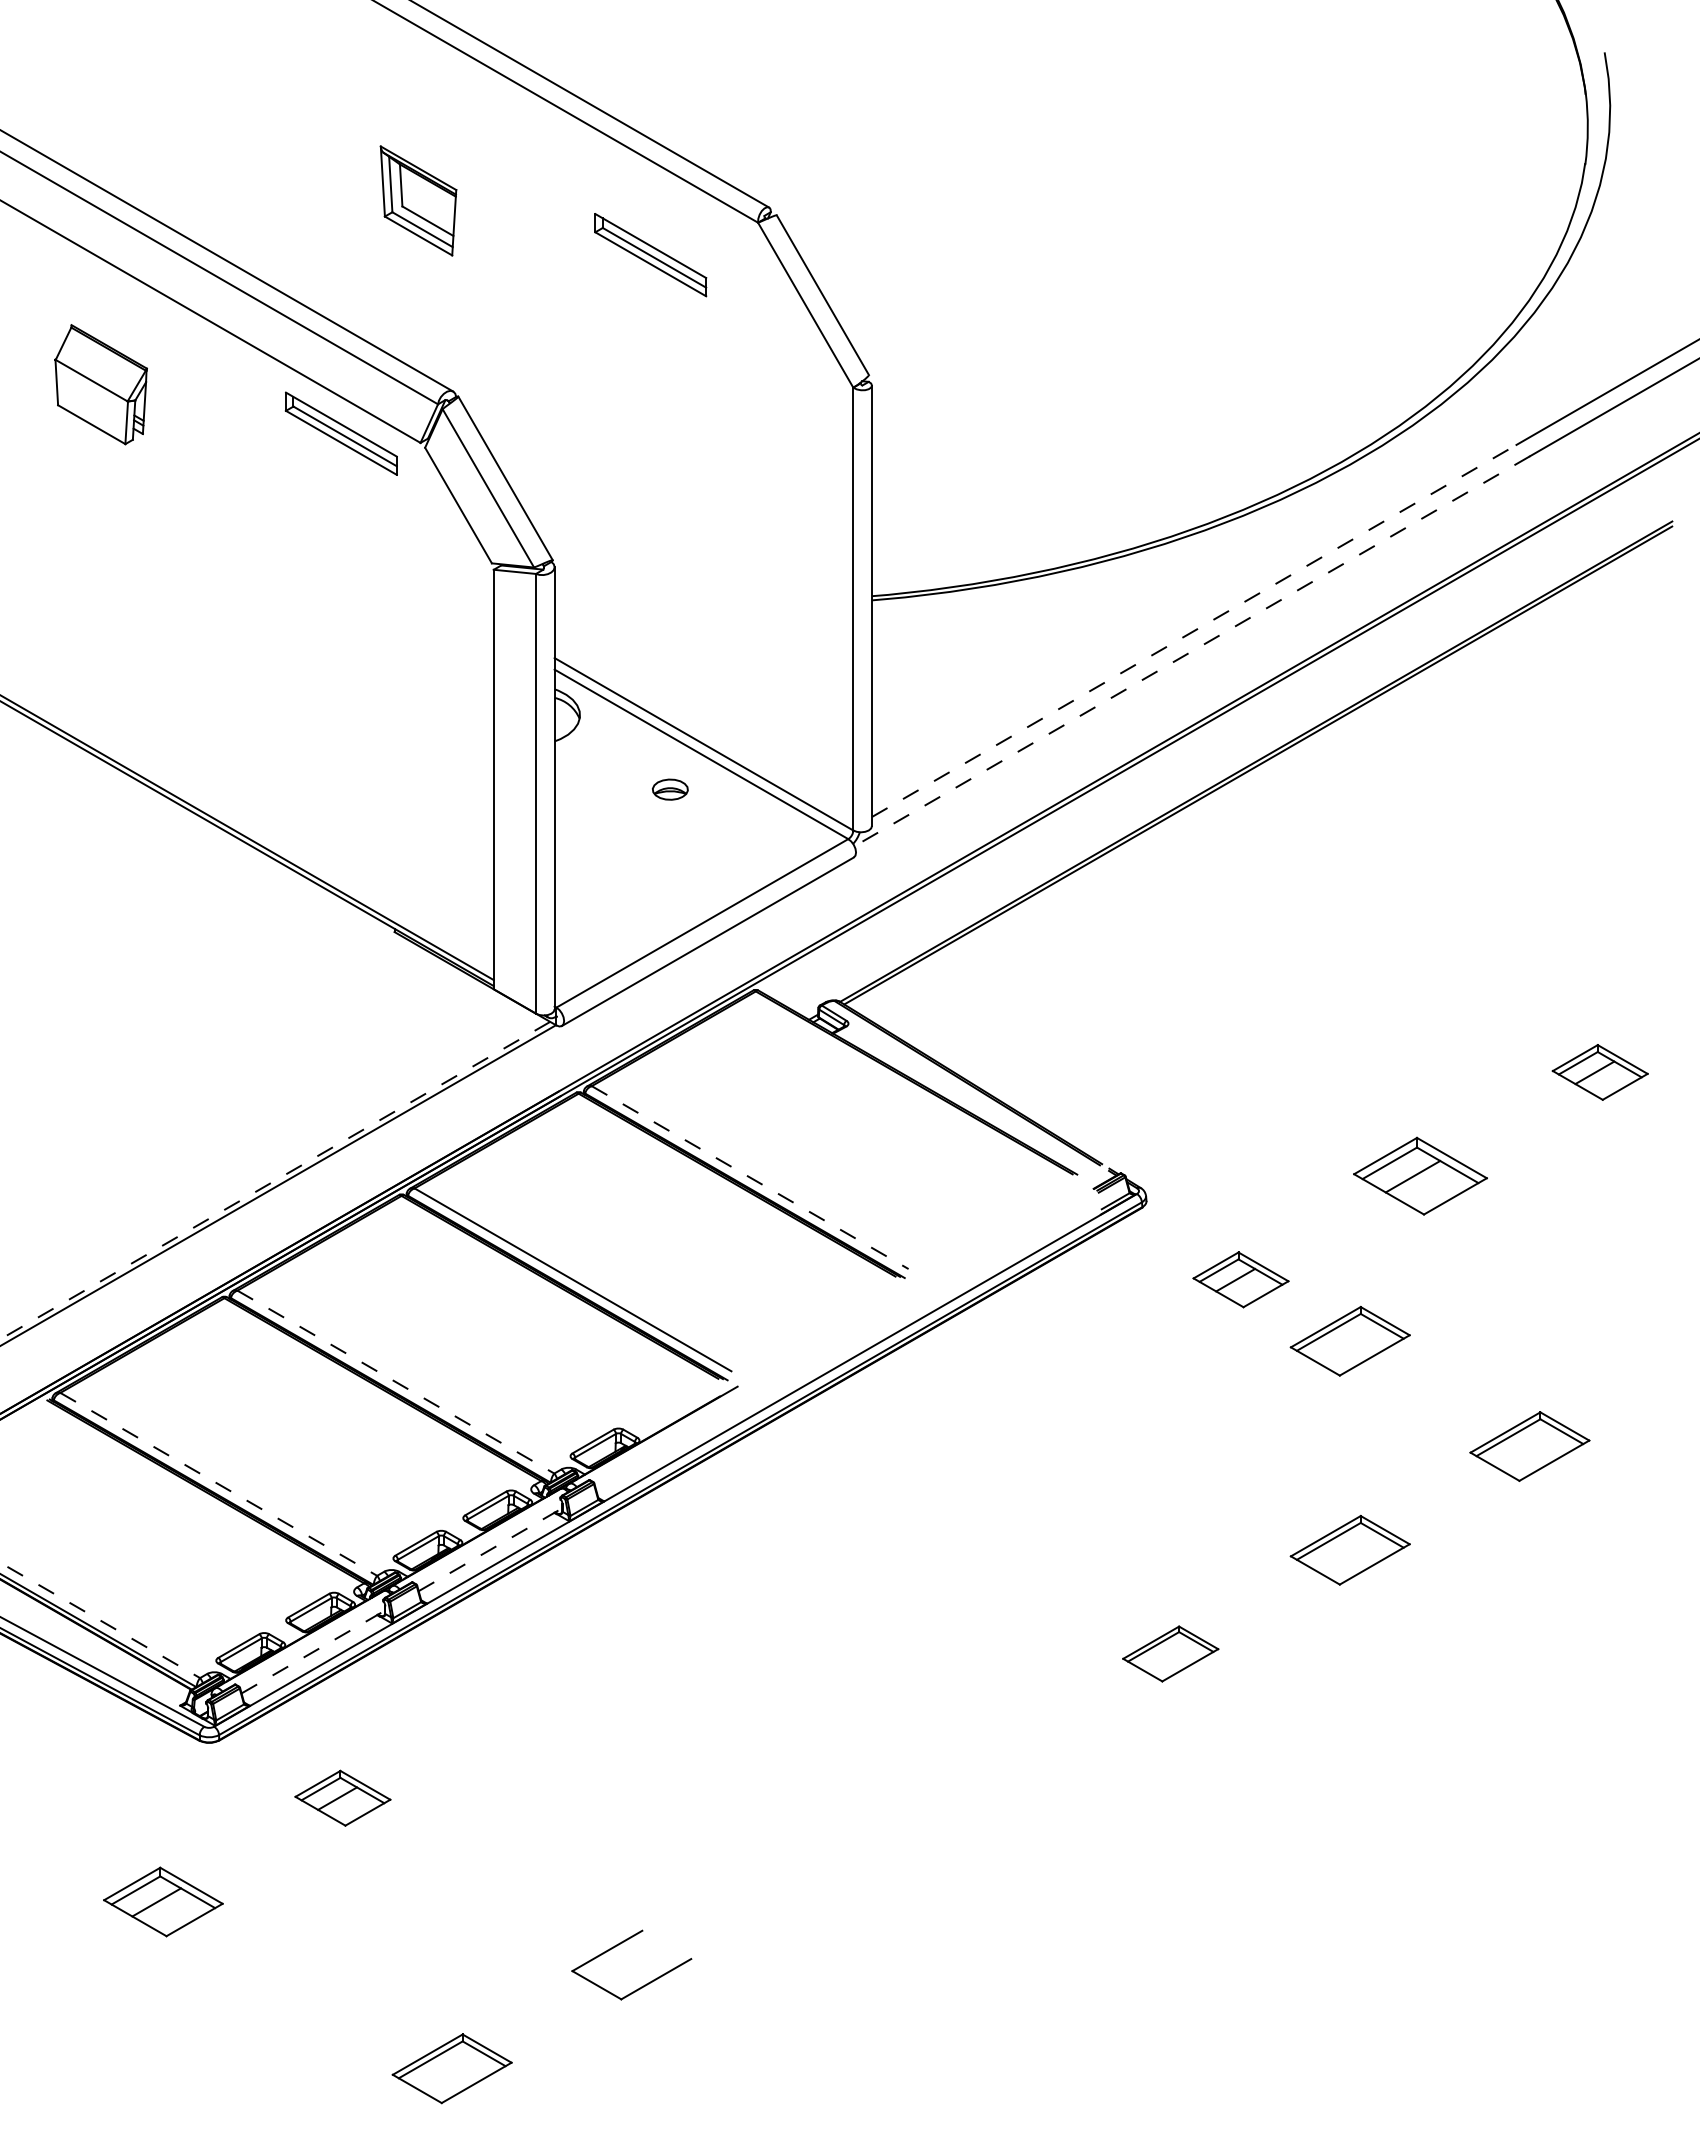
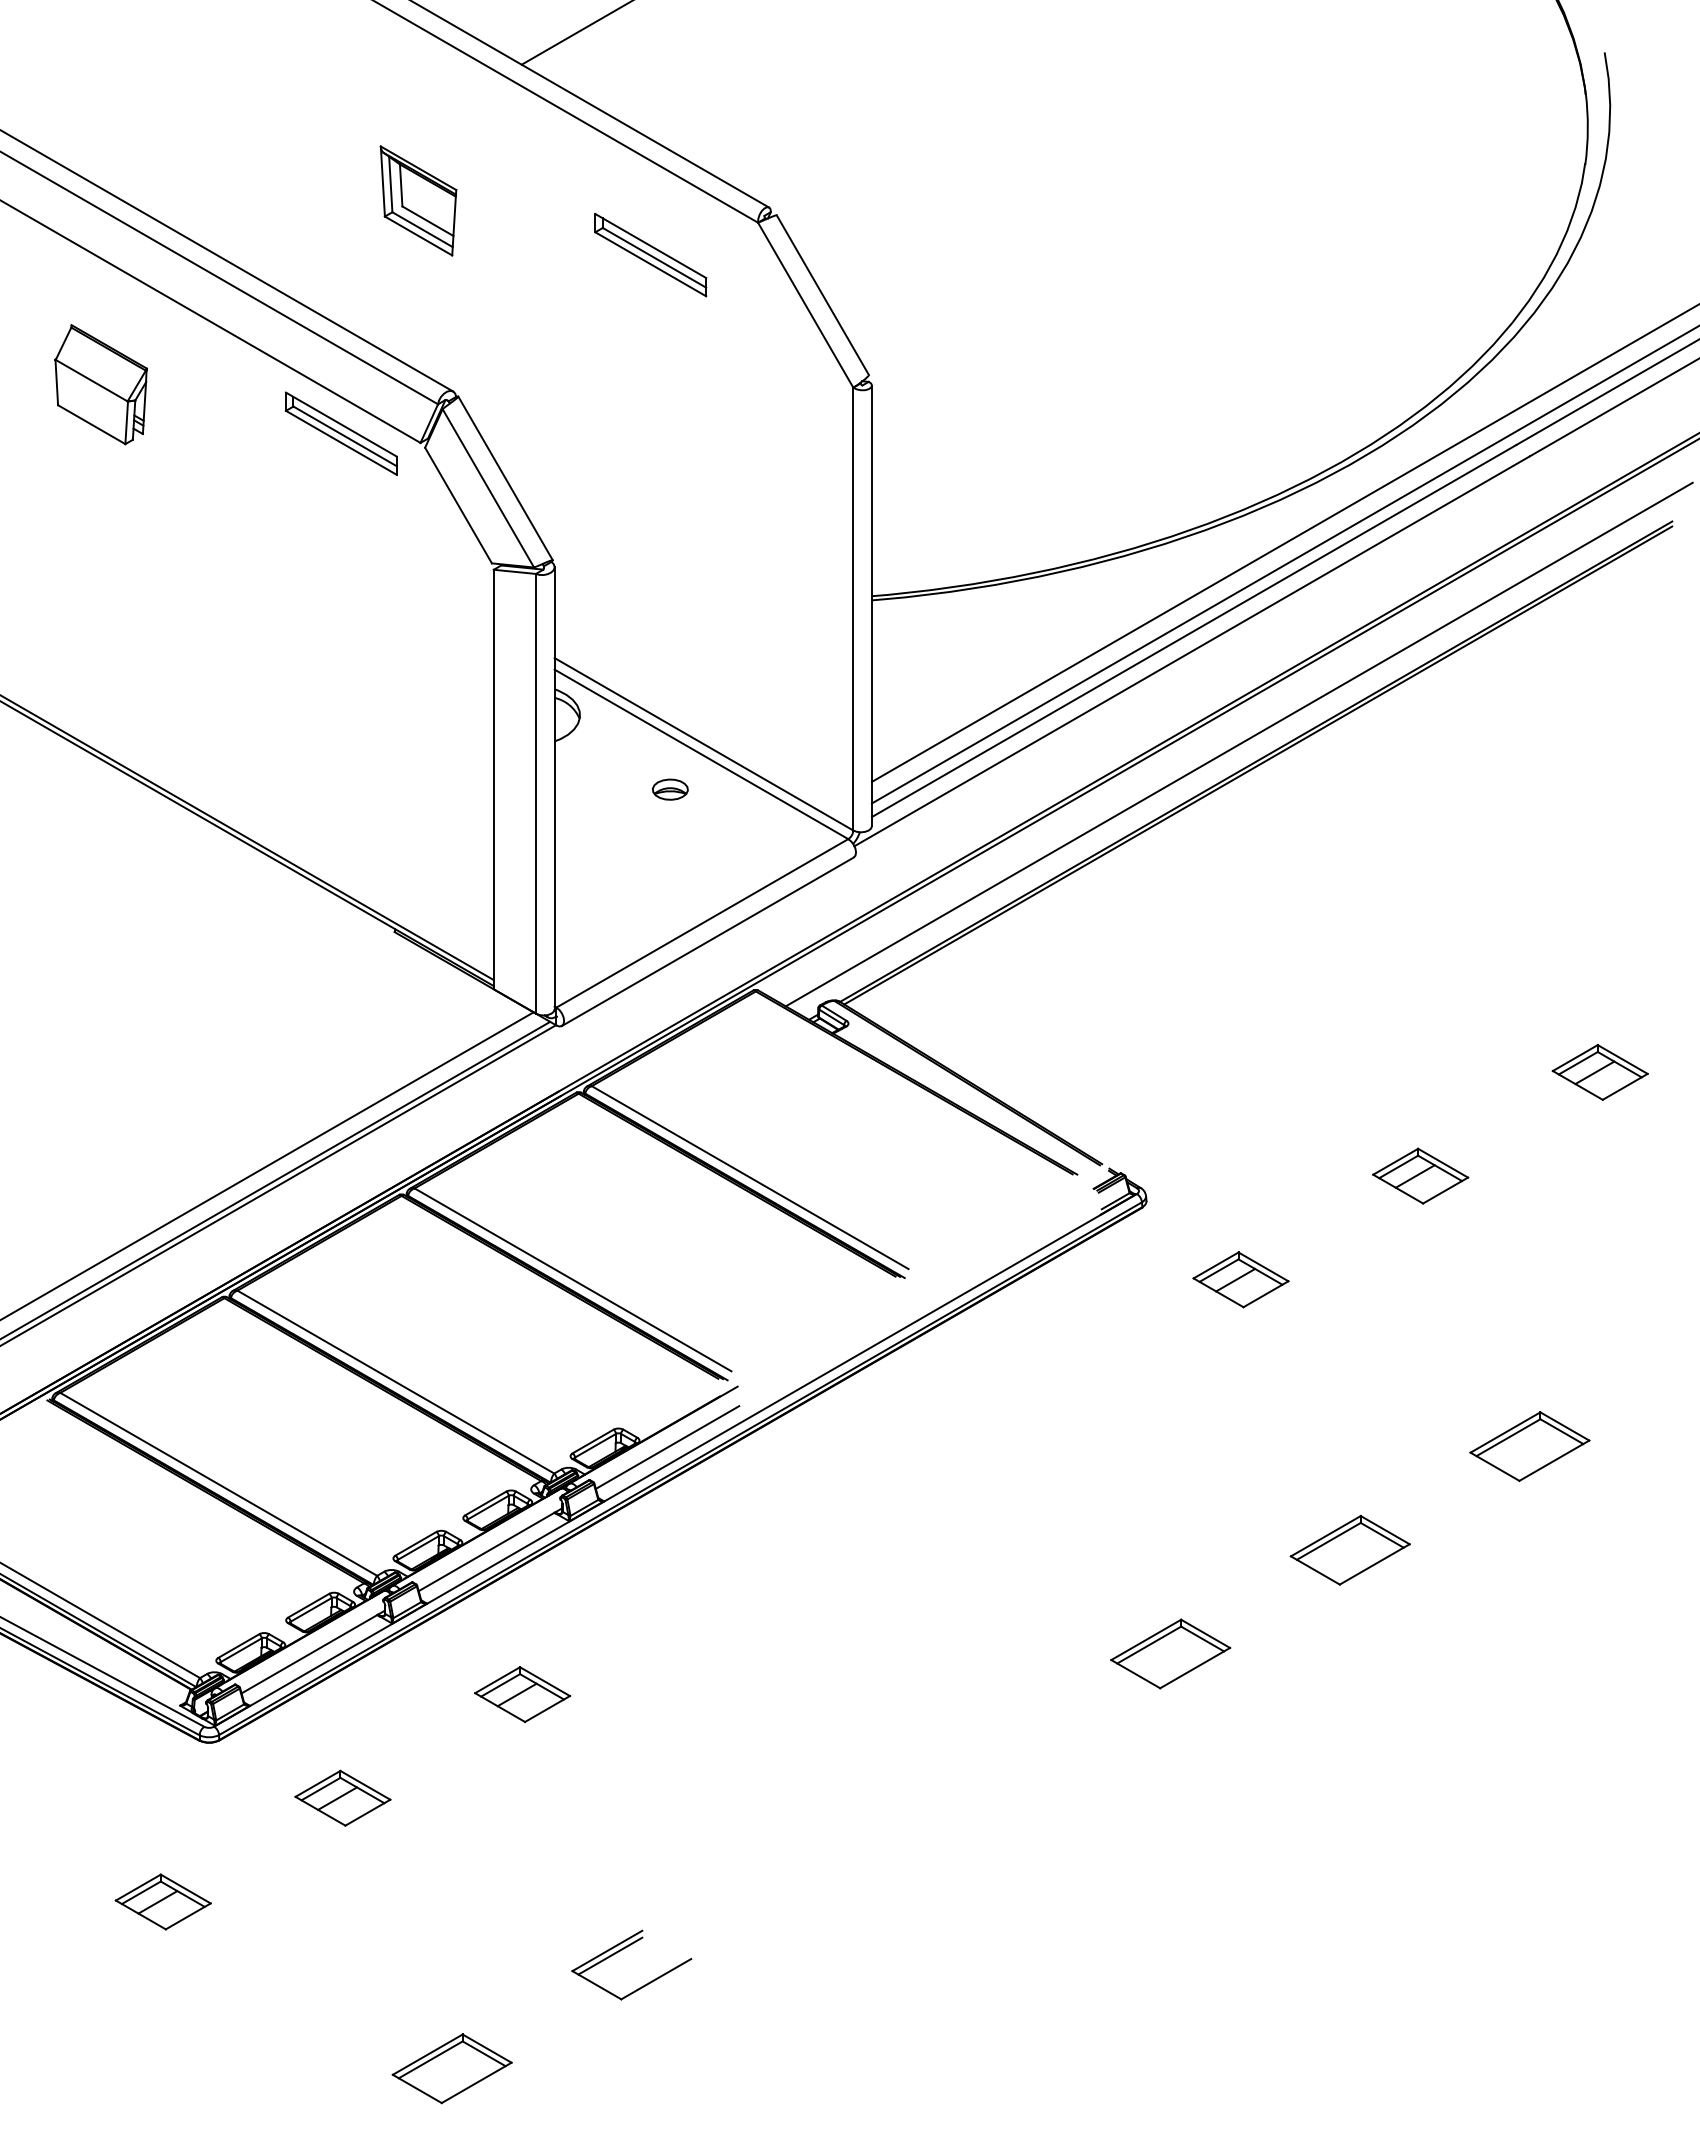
line: none -> present (575, 33)
line: none -> present (1283, 543)
line: none -> present (1283, 565)
line: dashed -> solid (1194, 630)
line: dashed -> solid (1191, 651)
line: none -> present (1238, 744)
line: none -> present (267, 1165)
part size: 135x80 px -> 98x58 px (1420, 1175)
line: dashed -> solid (750, 1177)
line: dashed -> solid (274, 1180)
part: present -> none (1349, 1340)
line: dashed -> solid (395, 1382)
line: none -> present (667, 1447)
line: dashed -> solid (218, 1484)
line: dashed -> solid (490, 1549)
line: dashed -> solid (100, 1620)
line: dashed -> solid (313, 1652)
part size: 98x58 px -> 122x72 px (1170, 1653)
part: none -> present (522, 1694)
part size: 121x72 px -> 98x58 px (162, 1901)
line: none -> present (610, 1955)
